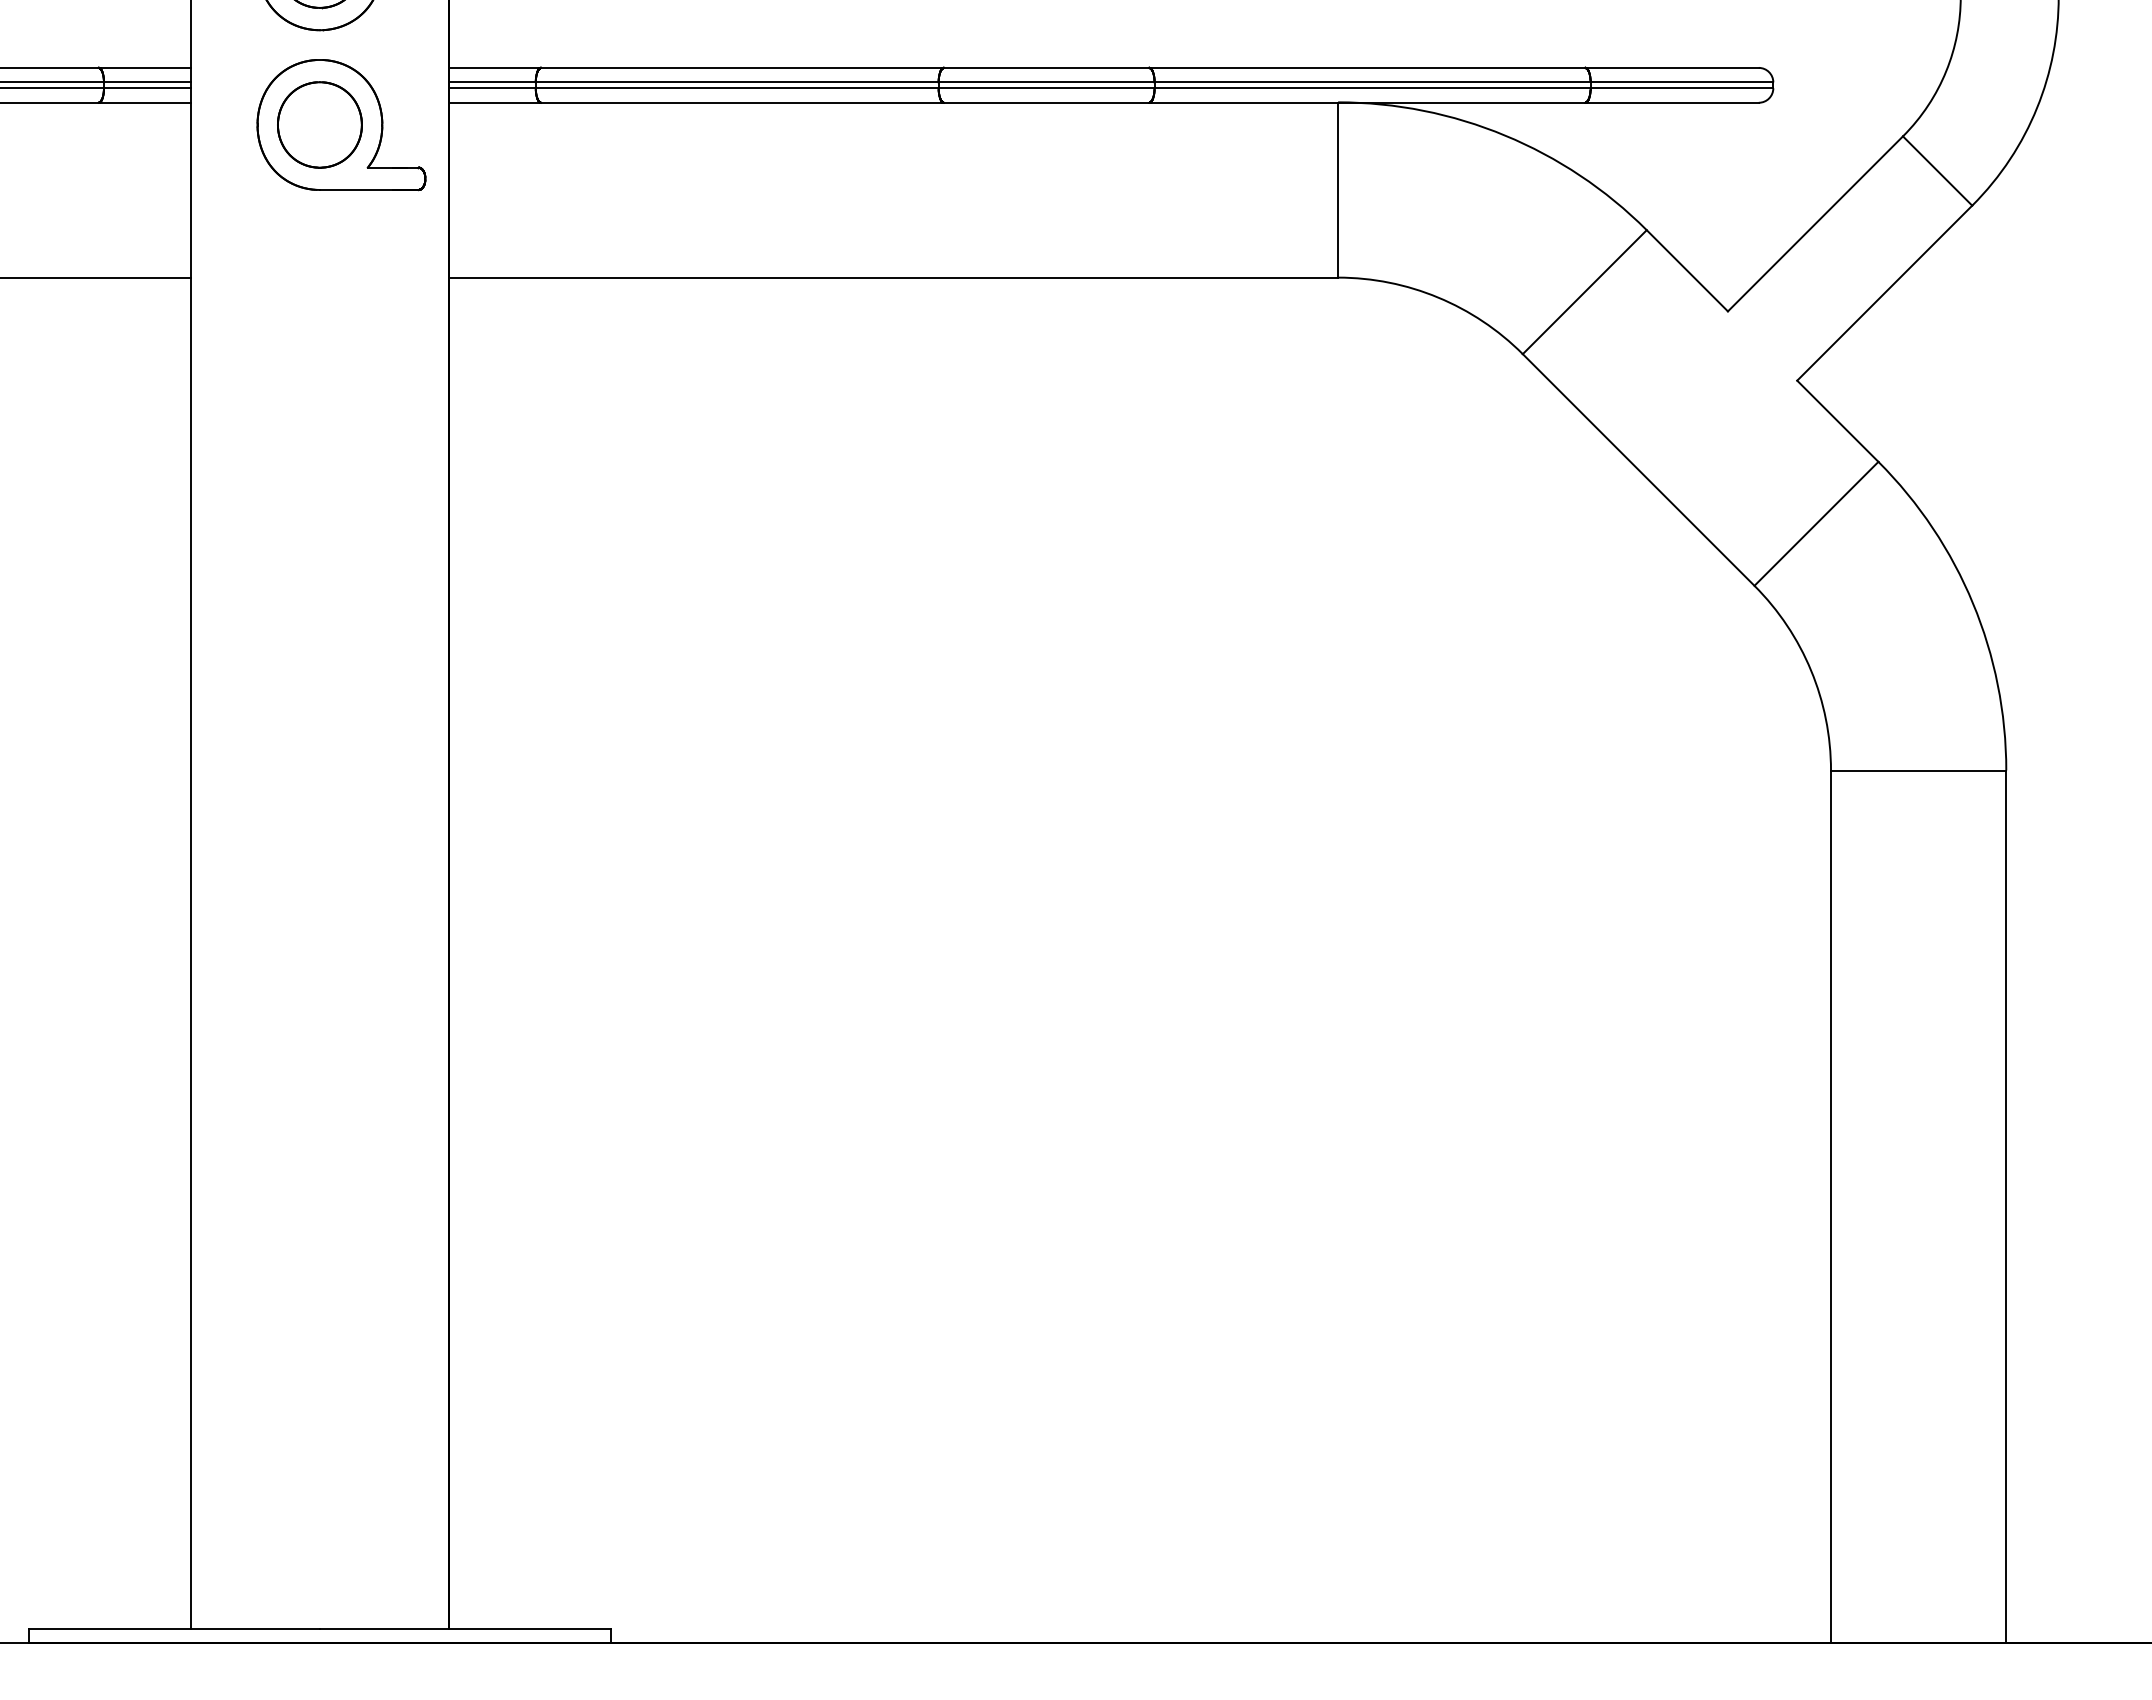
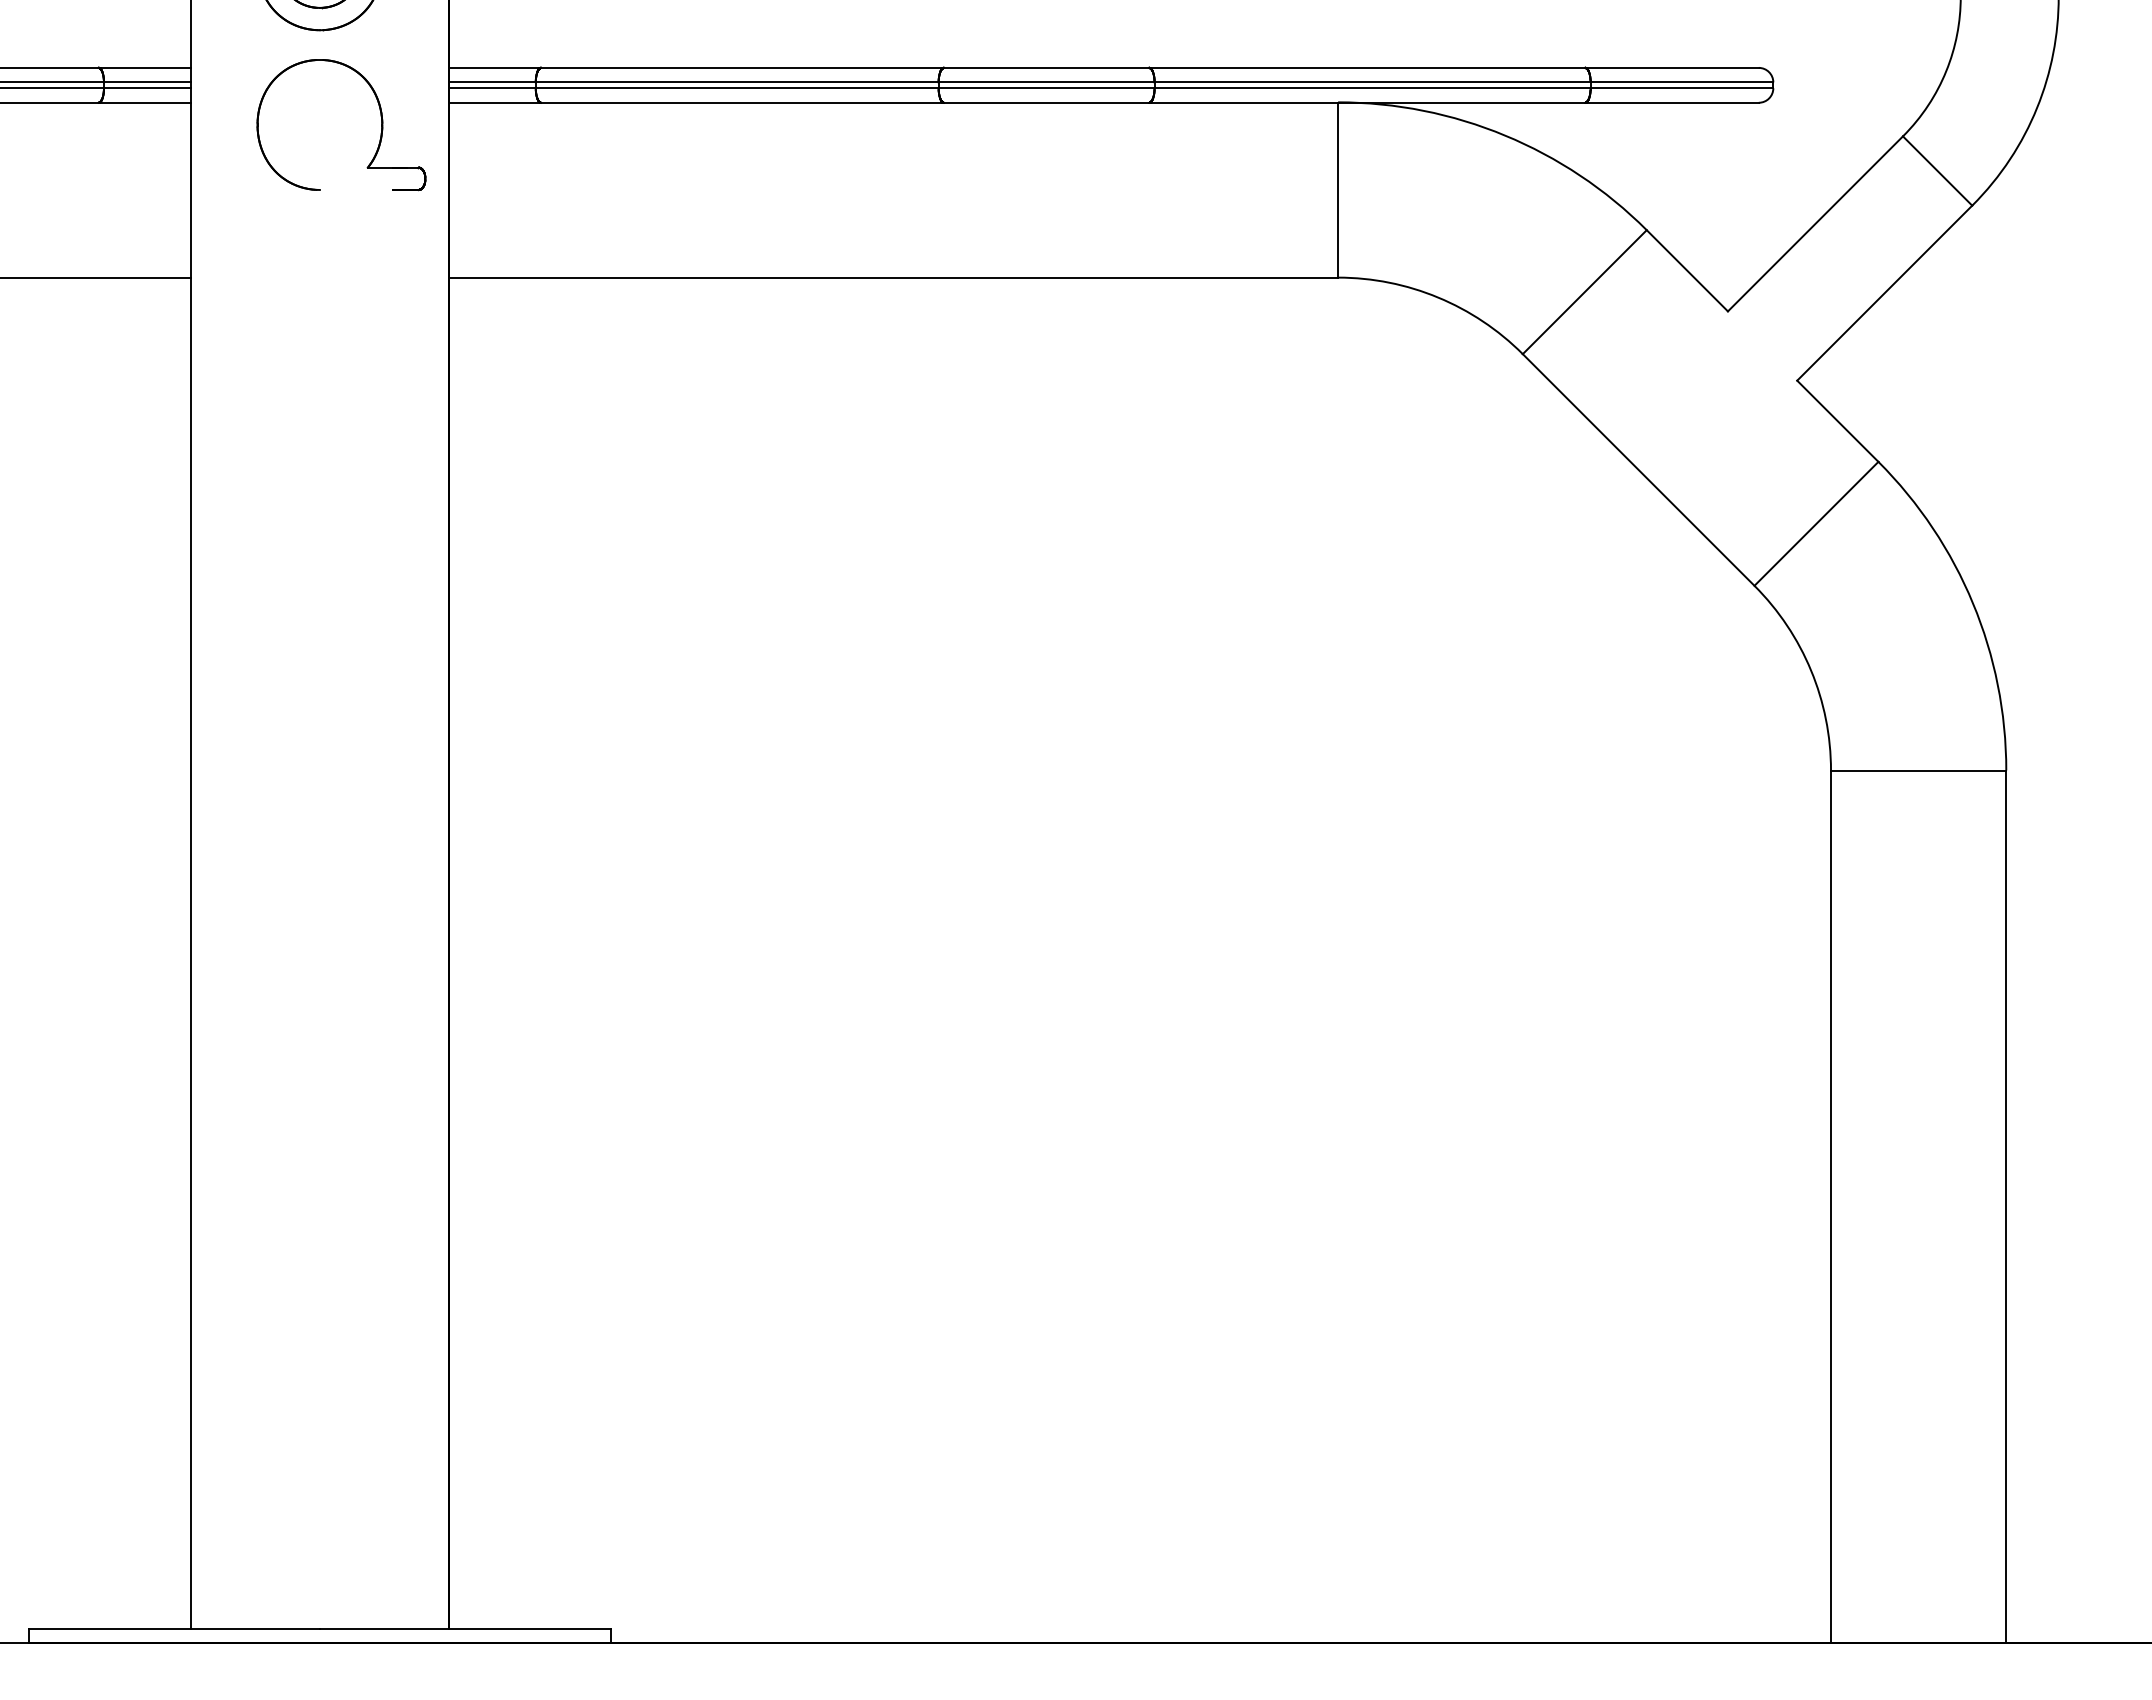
part: present -> none (319, 124)
line: present -> none (356, 189)
